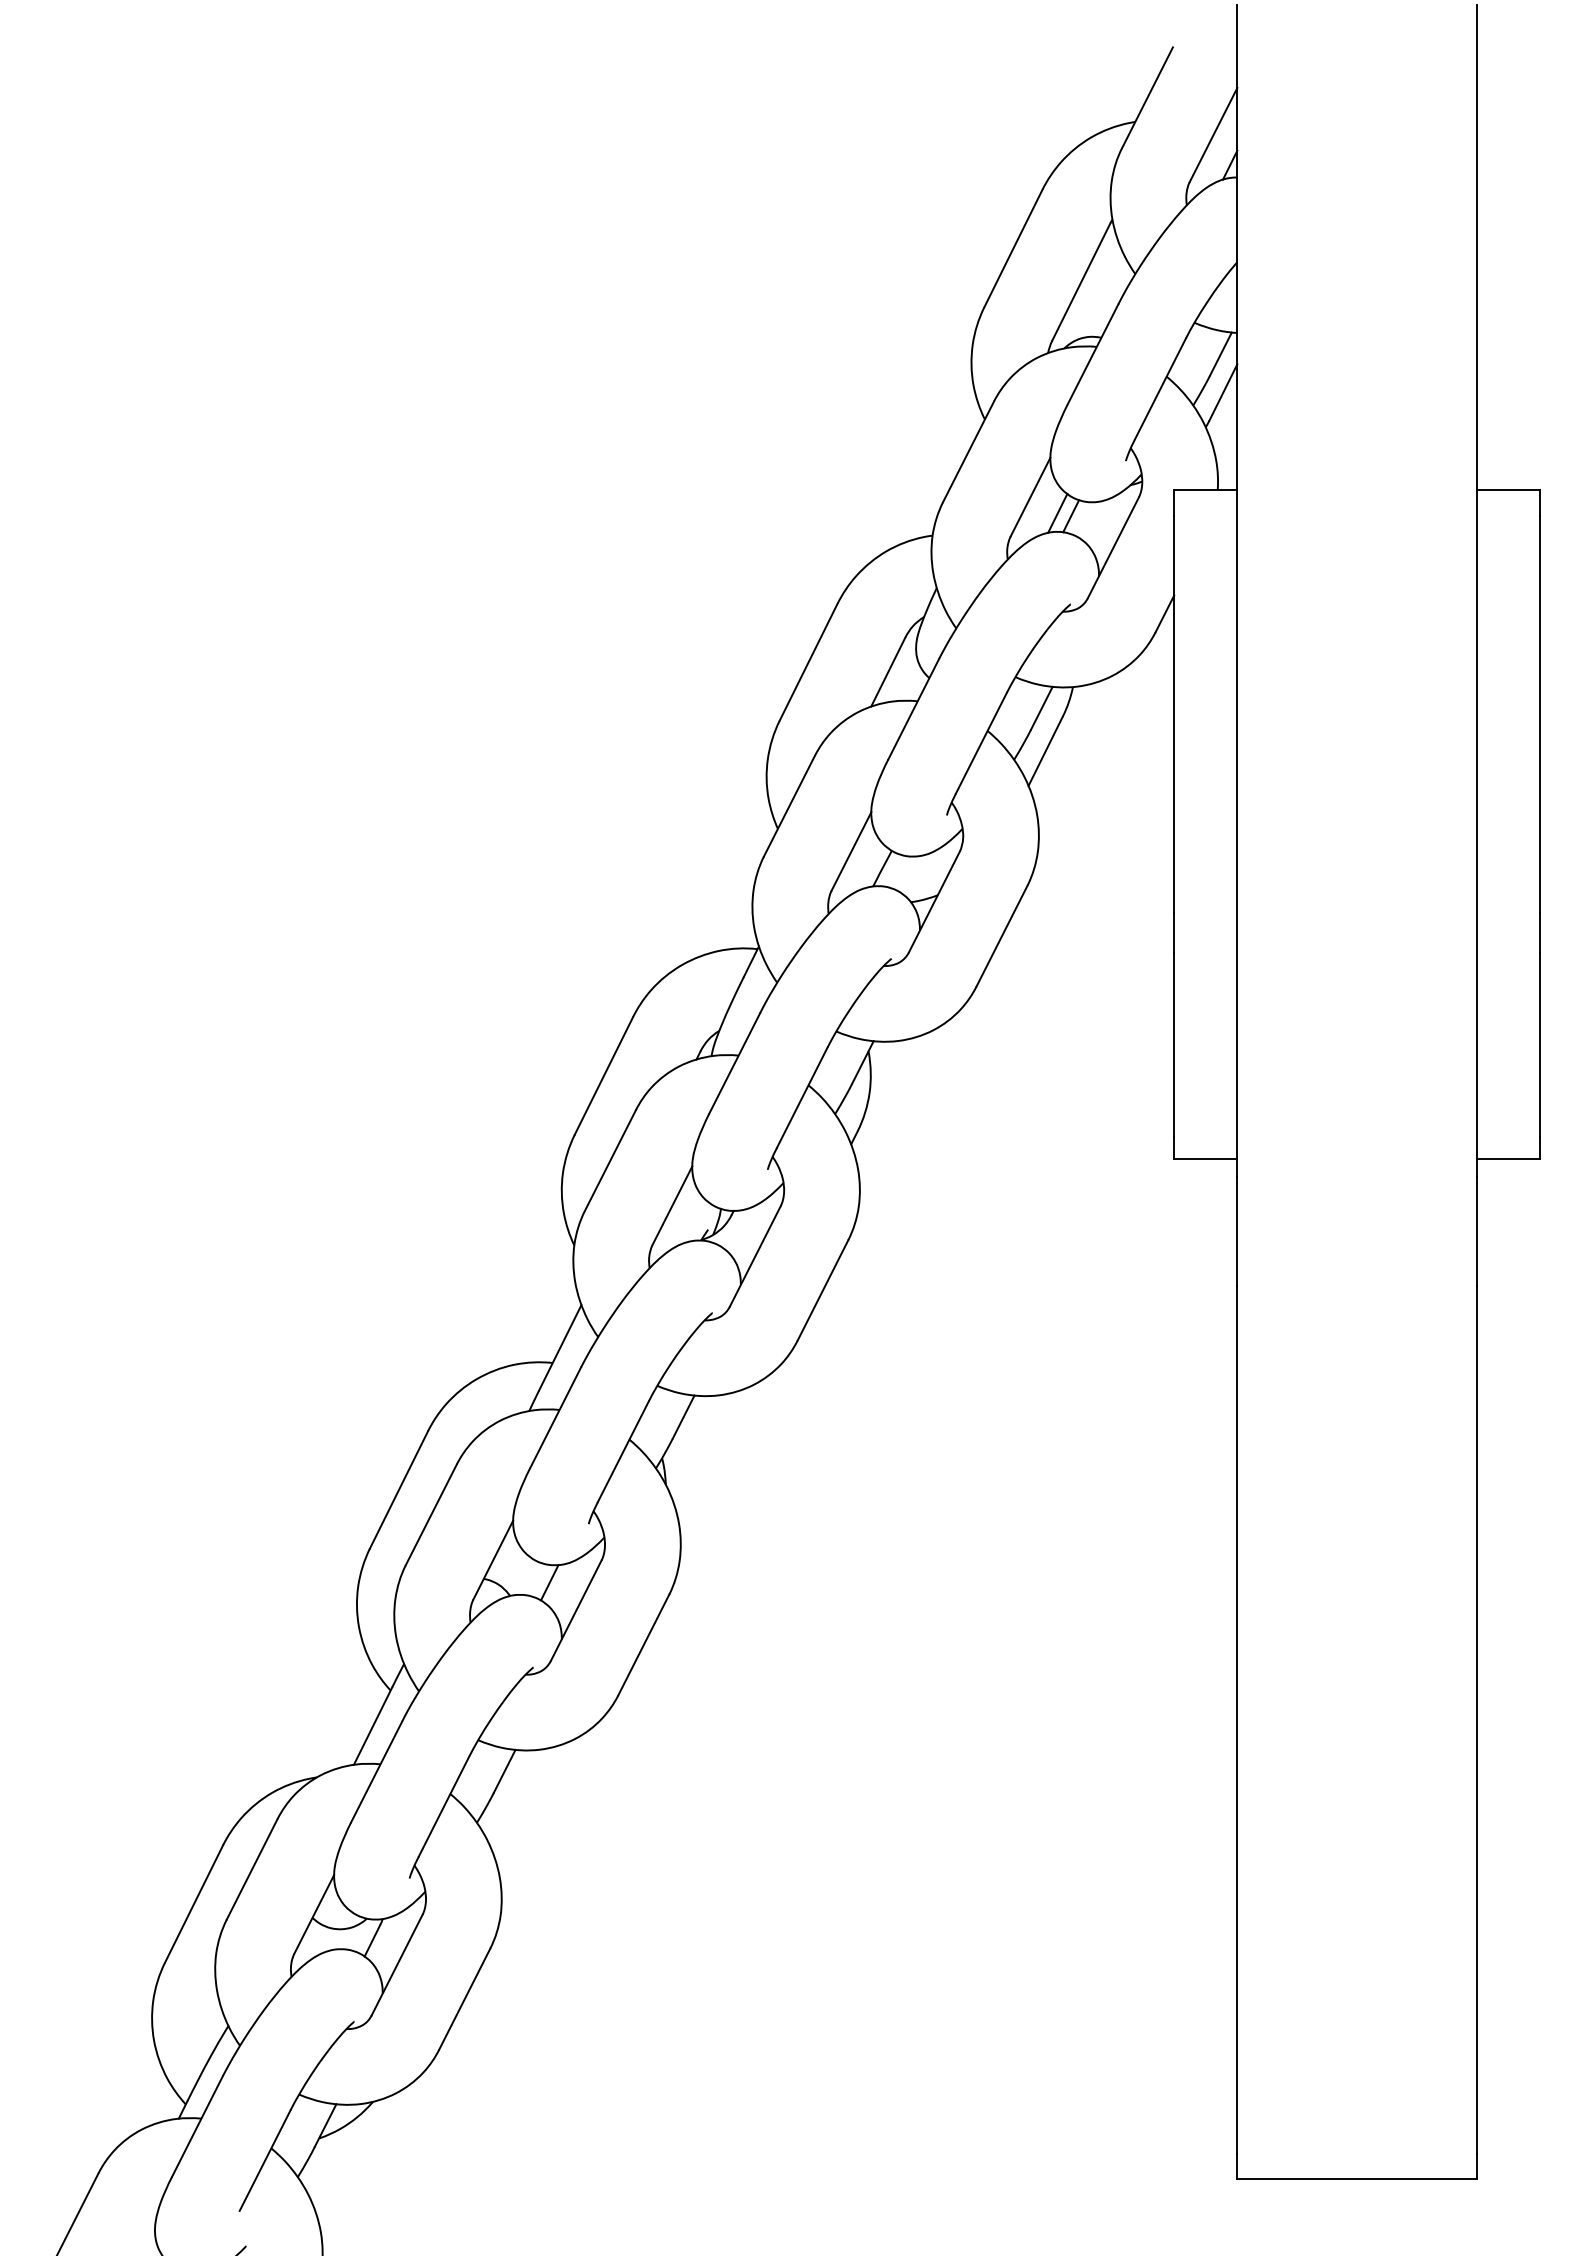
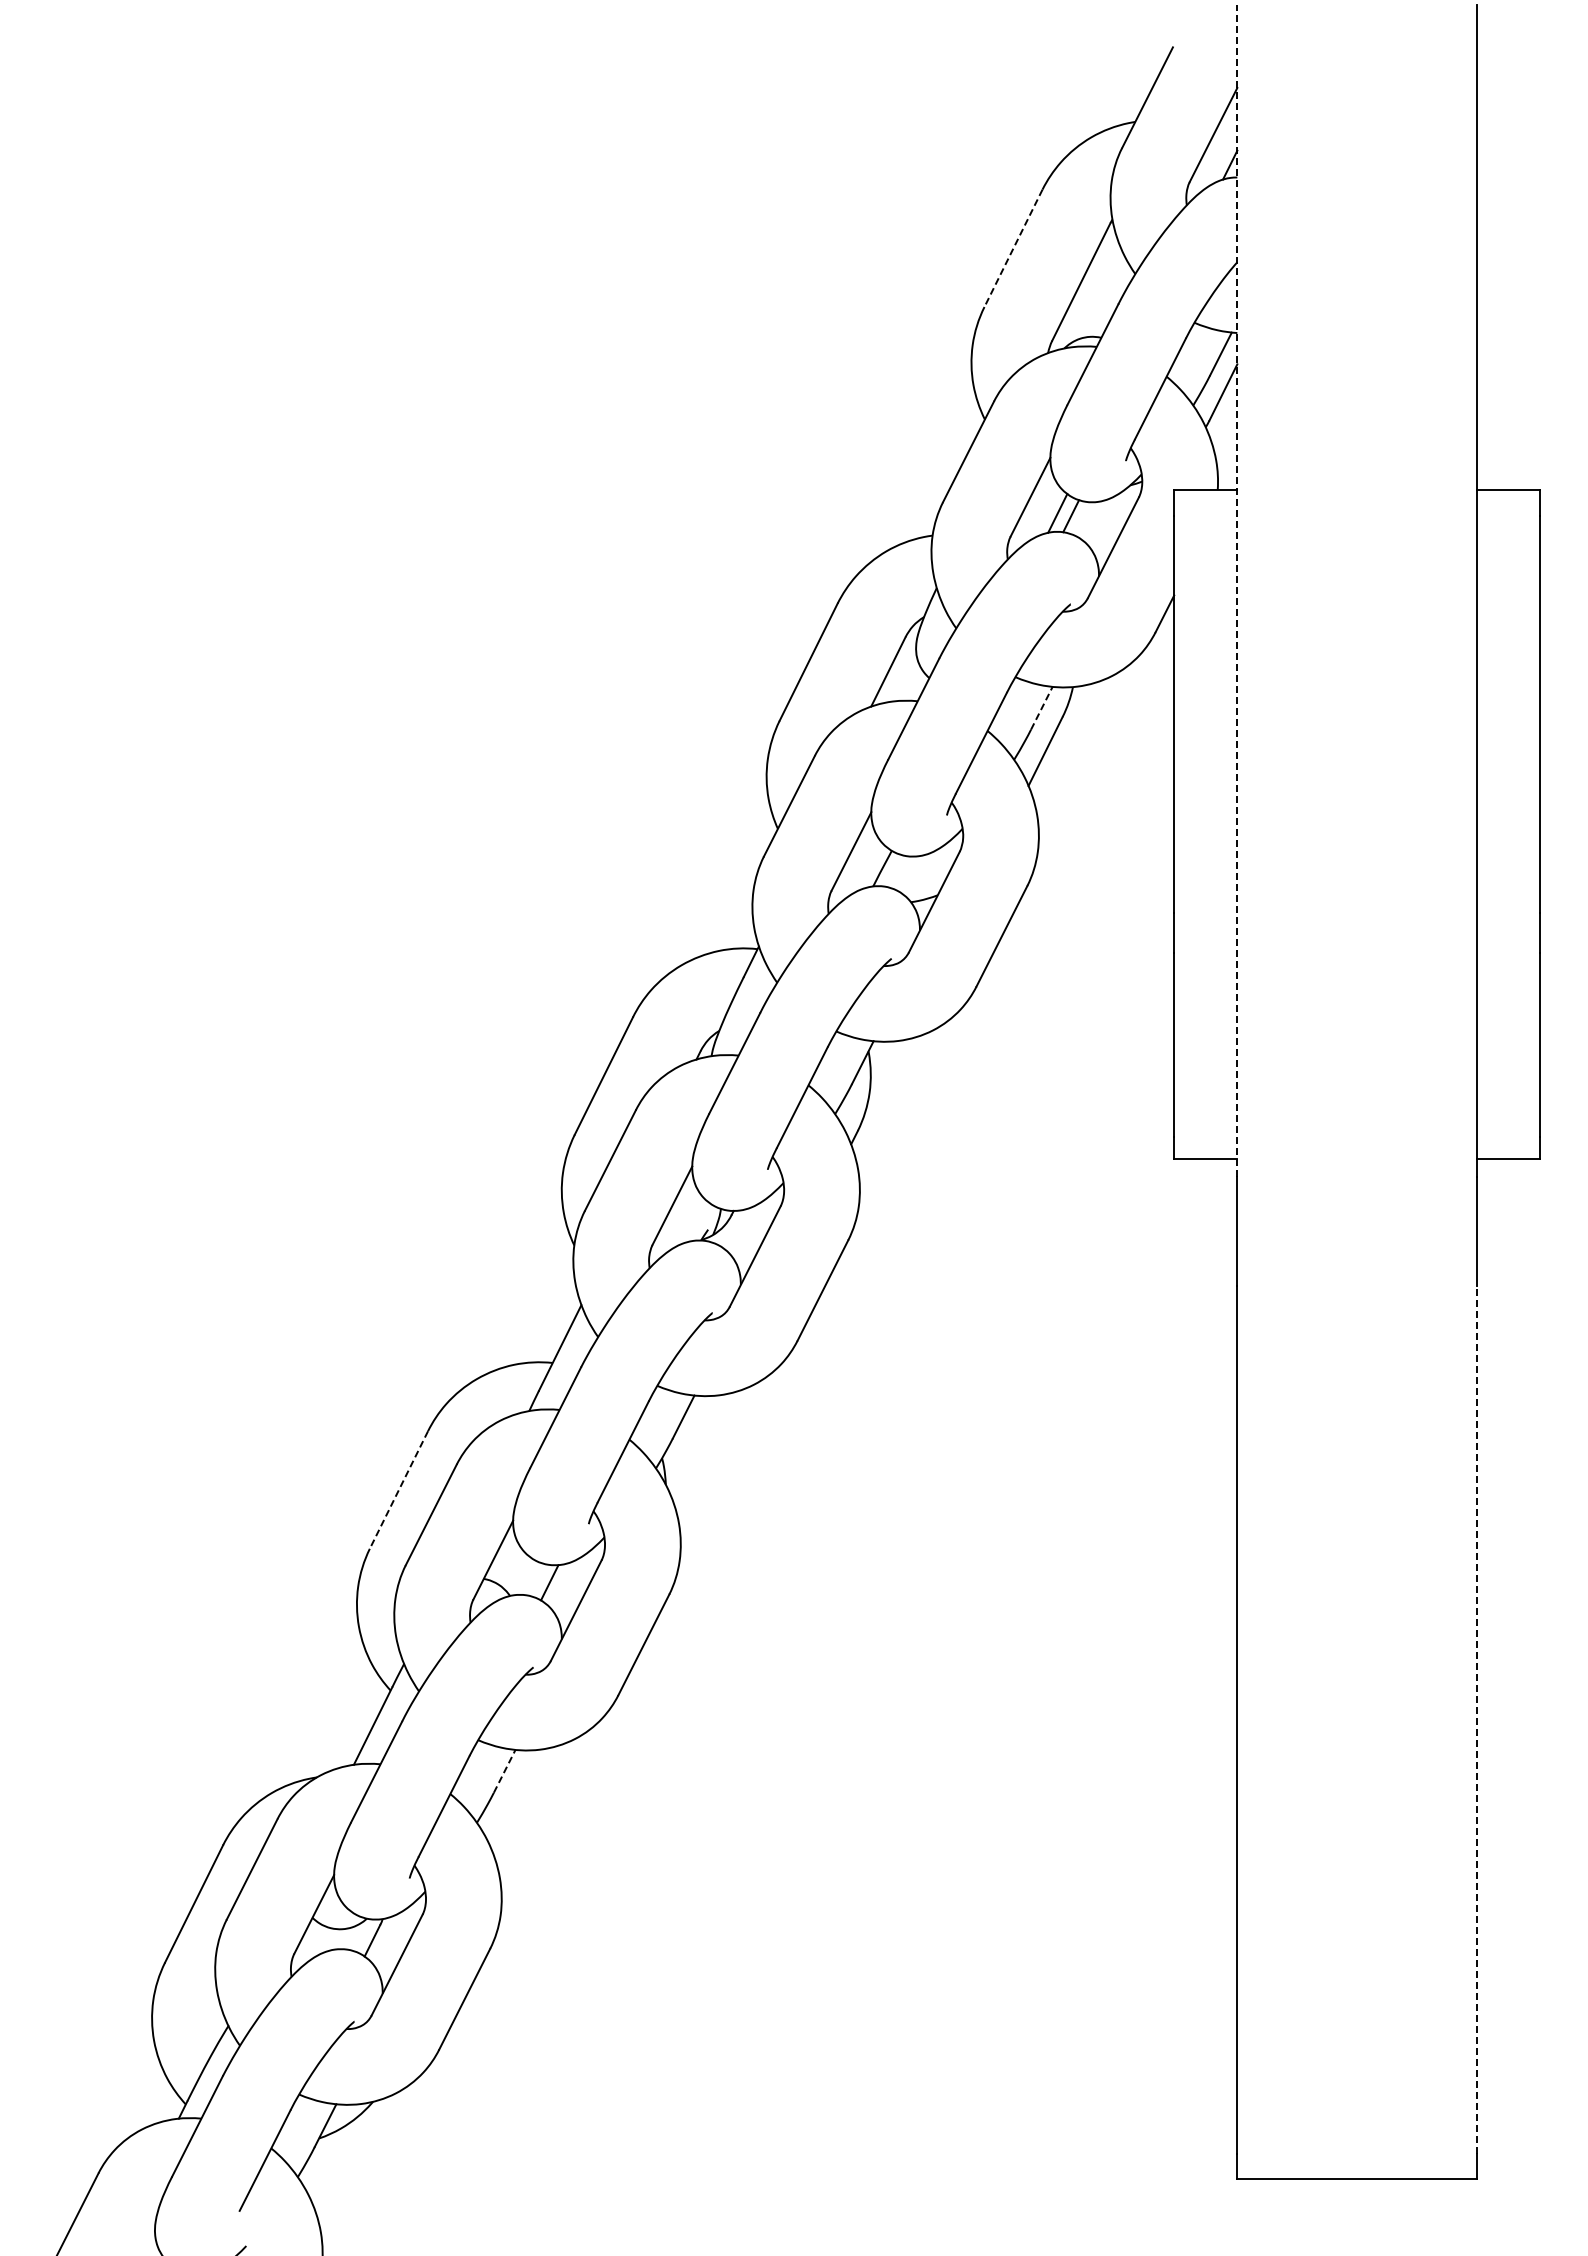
line: solid -> dashed (1013, 248)
line: solid -> dashed (1237, 590)
line: solid -> dashed (1041, 708)
line: solid -> dashed (398, 1490)
line: solid -> dashed (1477, 1719)
line: solid -> dashed (504, 1771)
